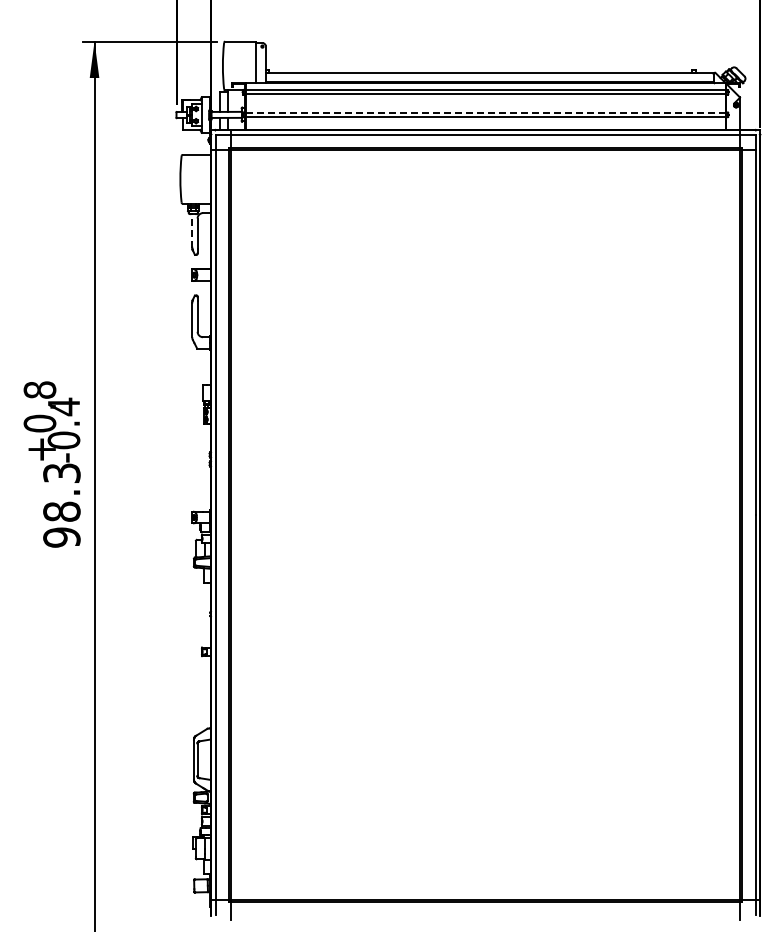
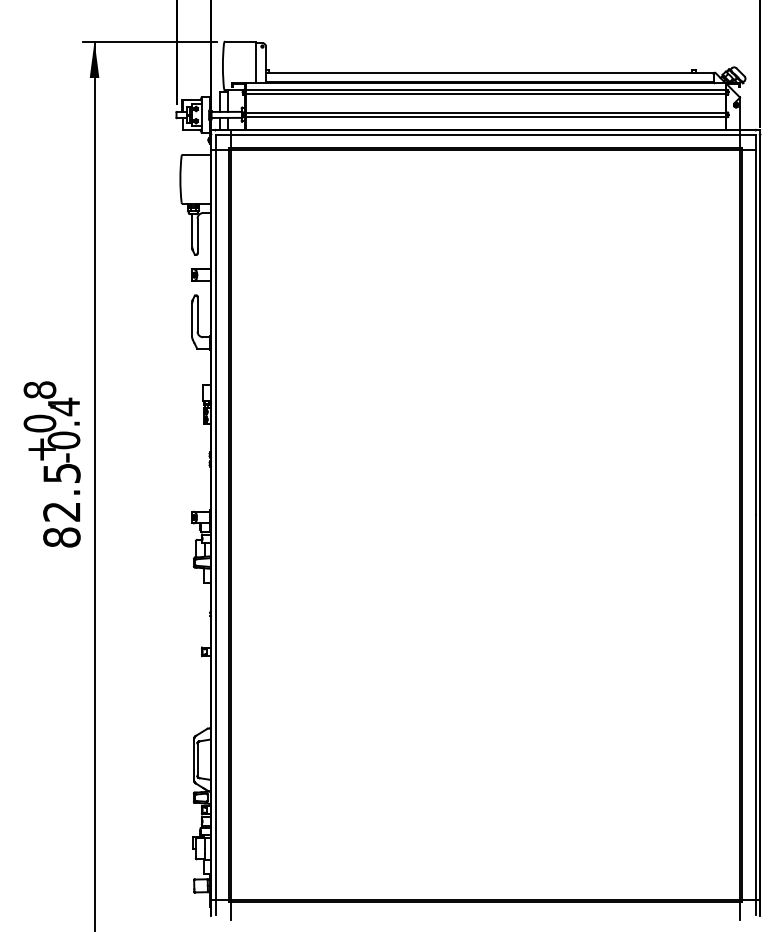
line: dashed -> solid (485, 112)
line: dashed -> solid (192, 230)
text: 98.3 -> 82.5 (61, 505)
